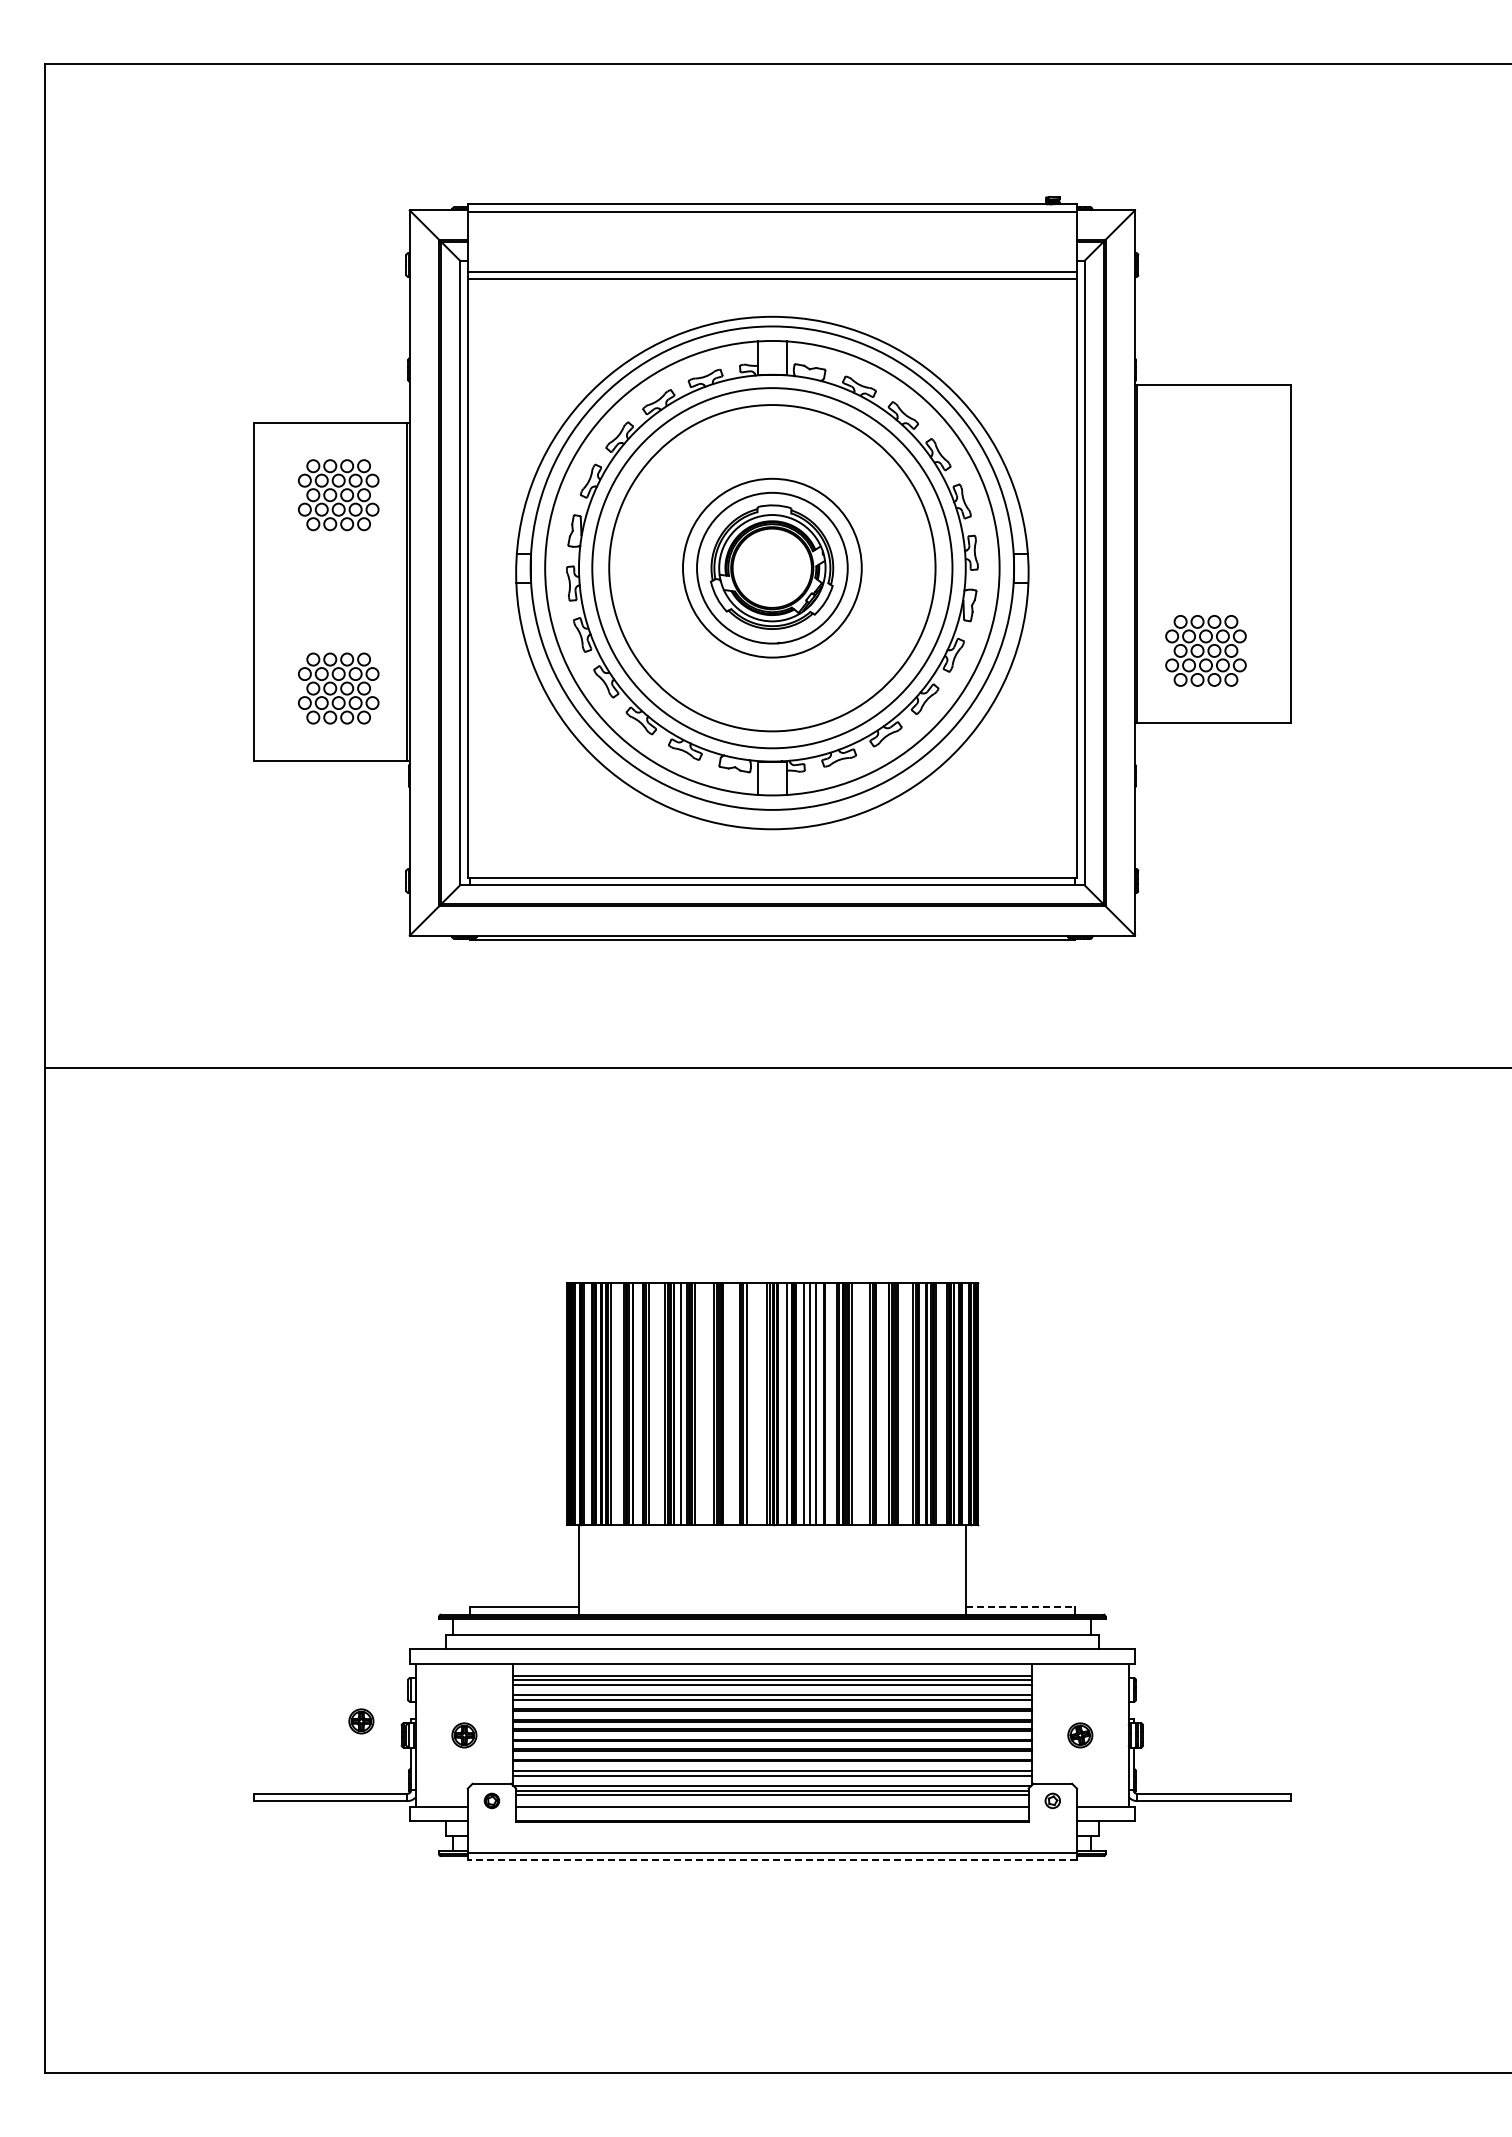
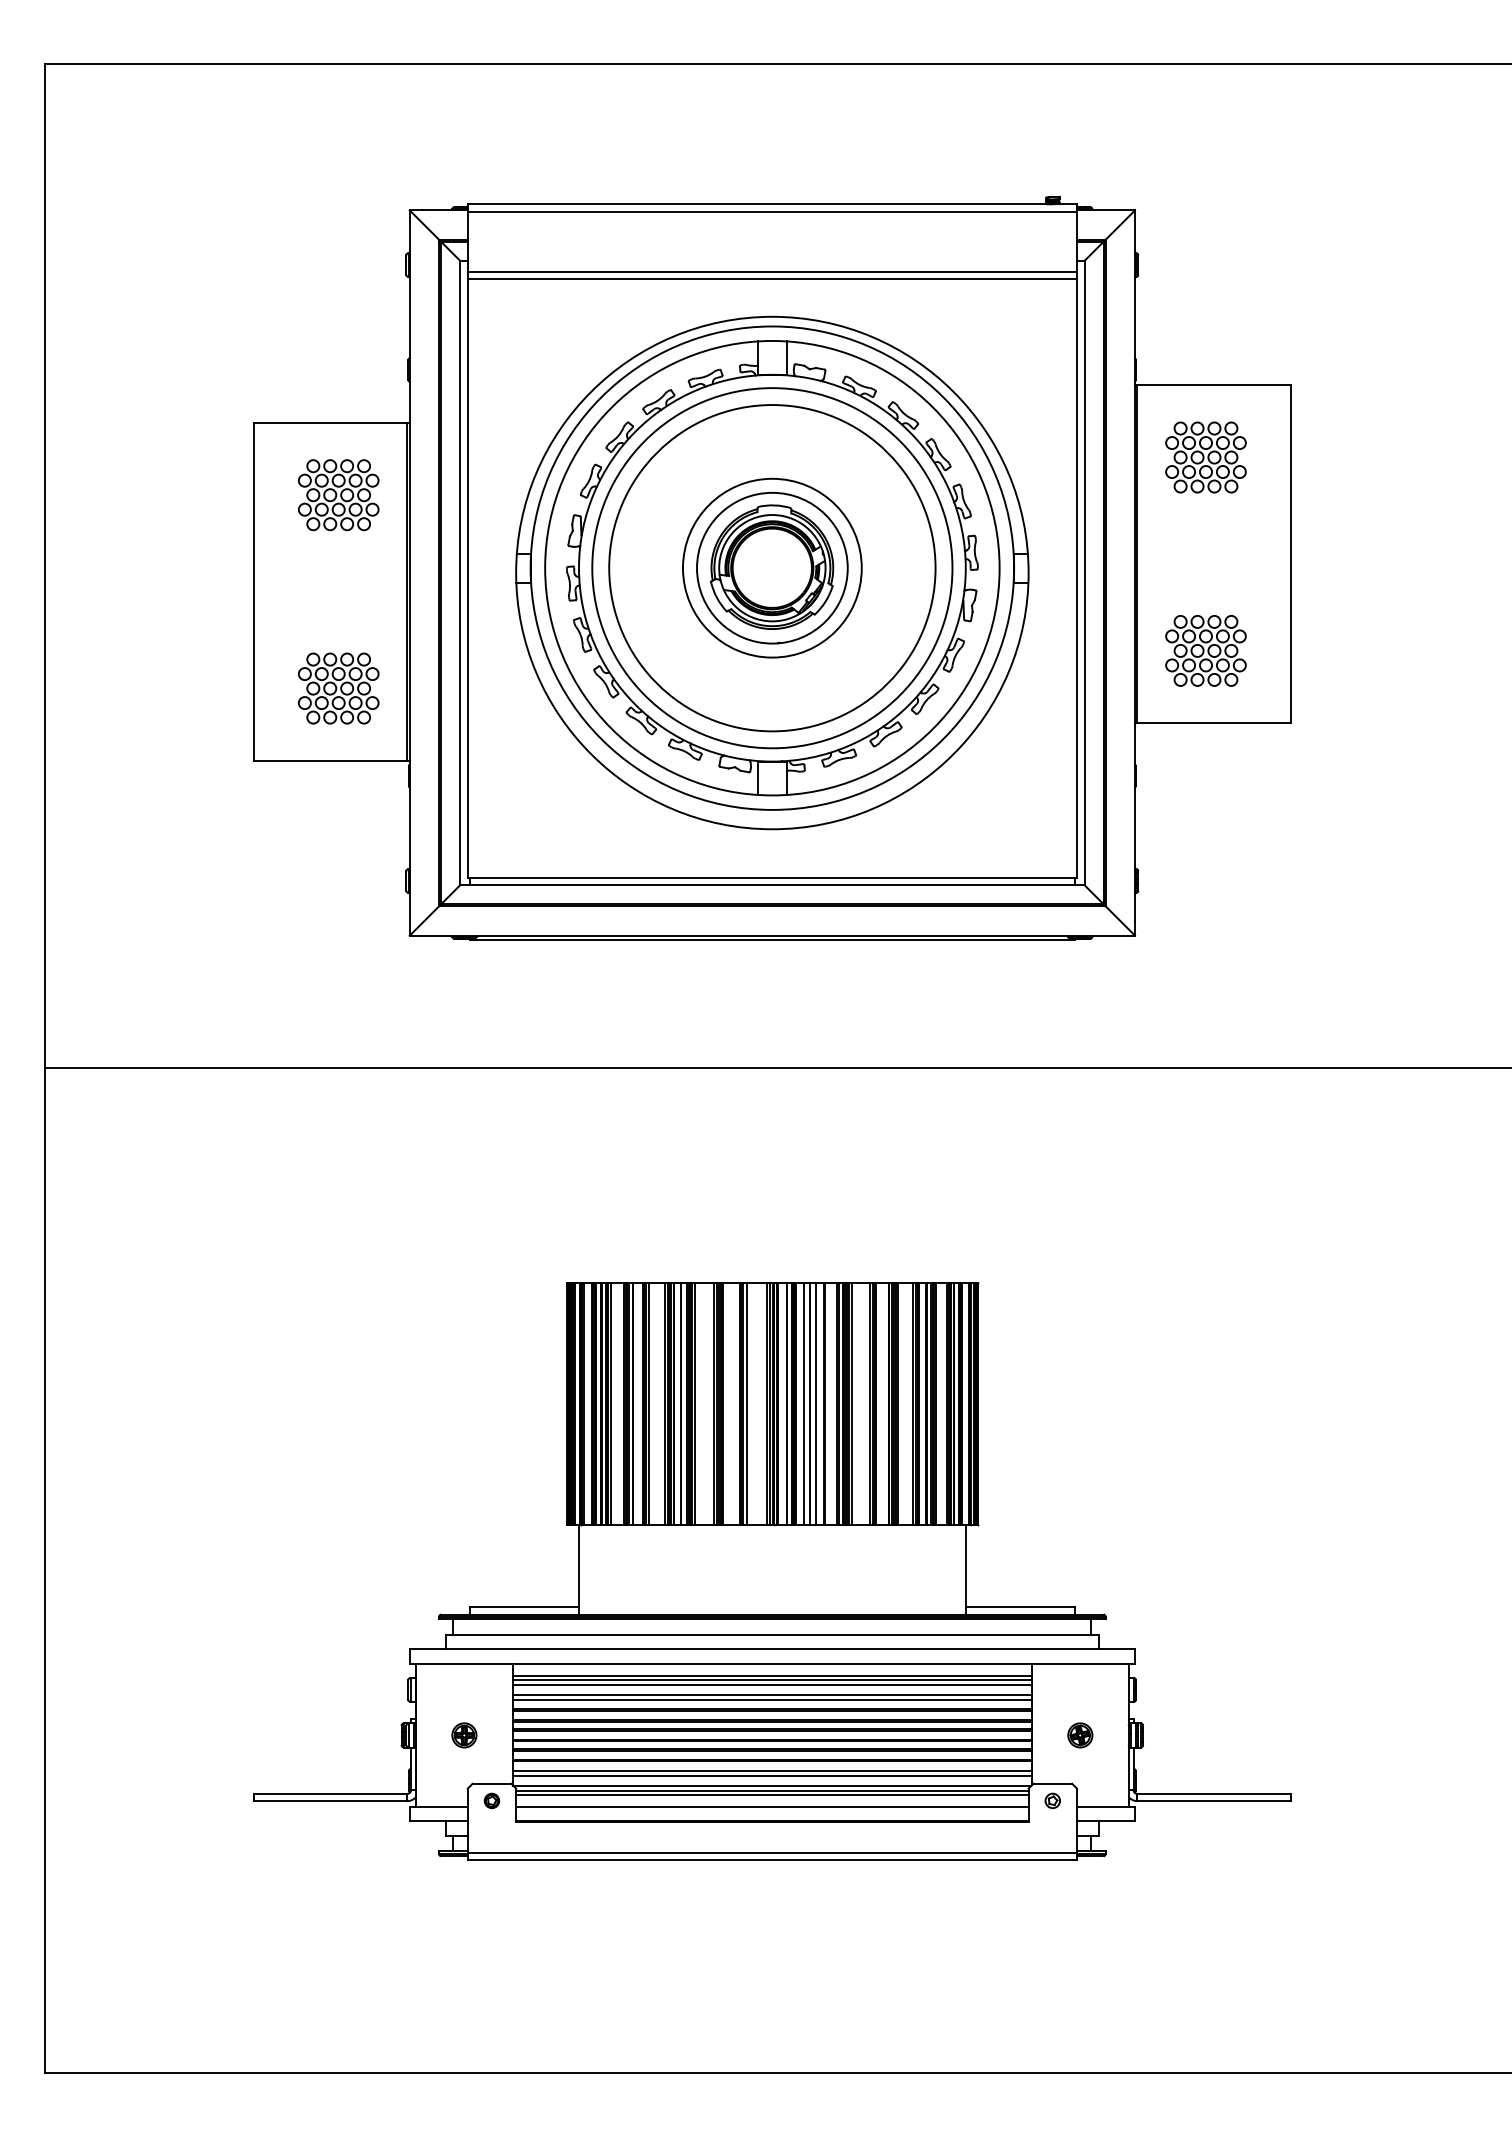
part: none -> present (1205, 457)
line: dashed -> solid (1020, 1607)
part: present -> none (361, 1721)
line: dashed -> solid (772, 1859)
